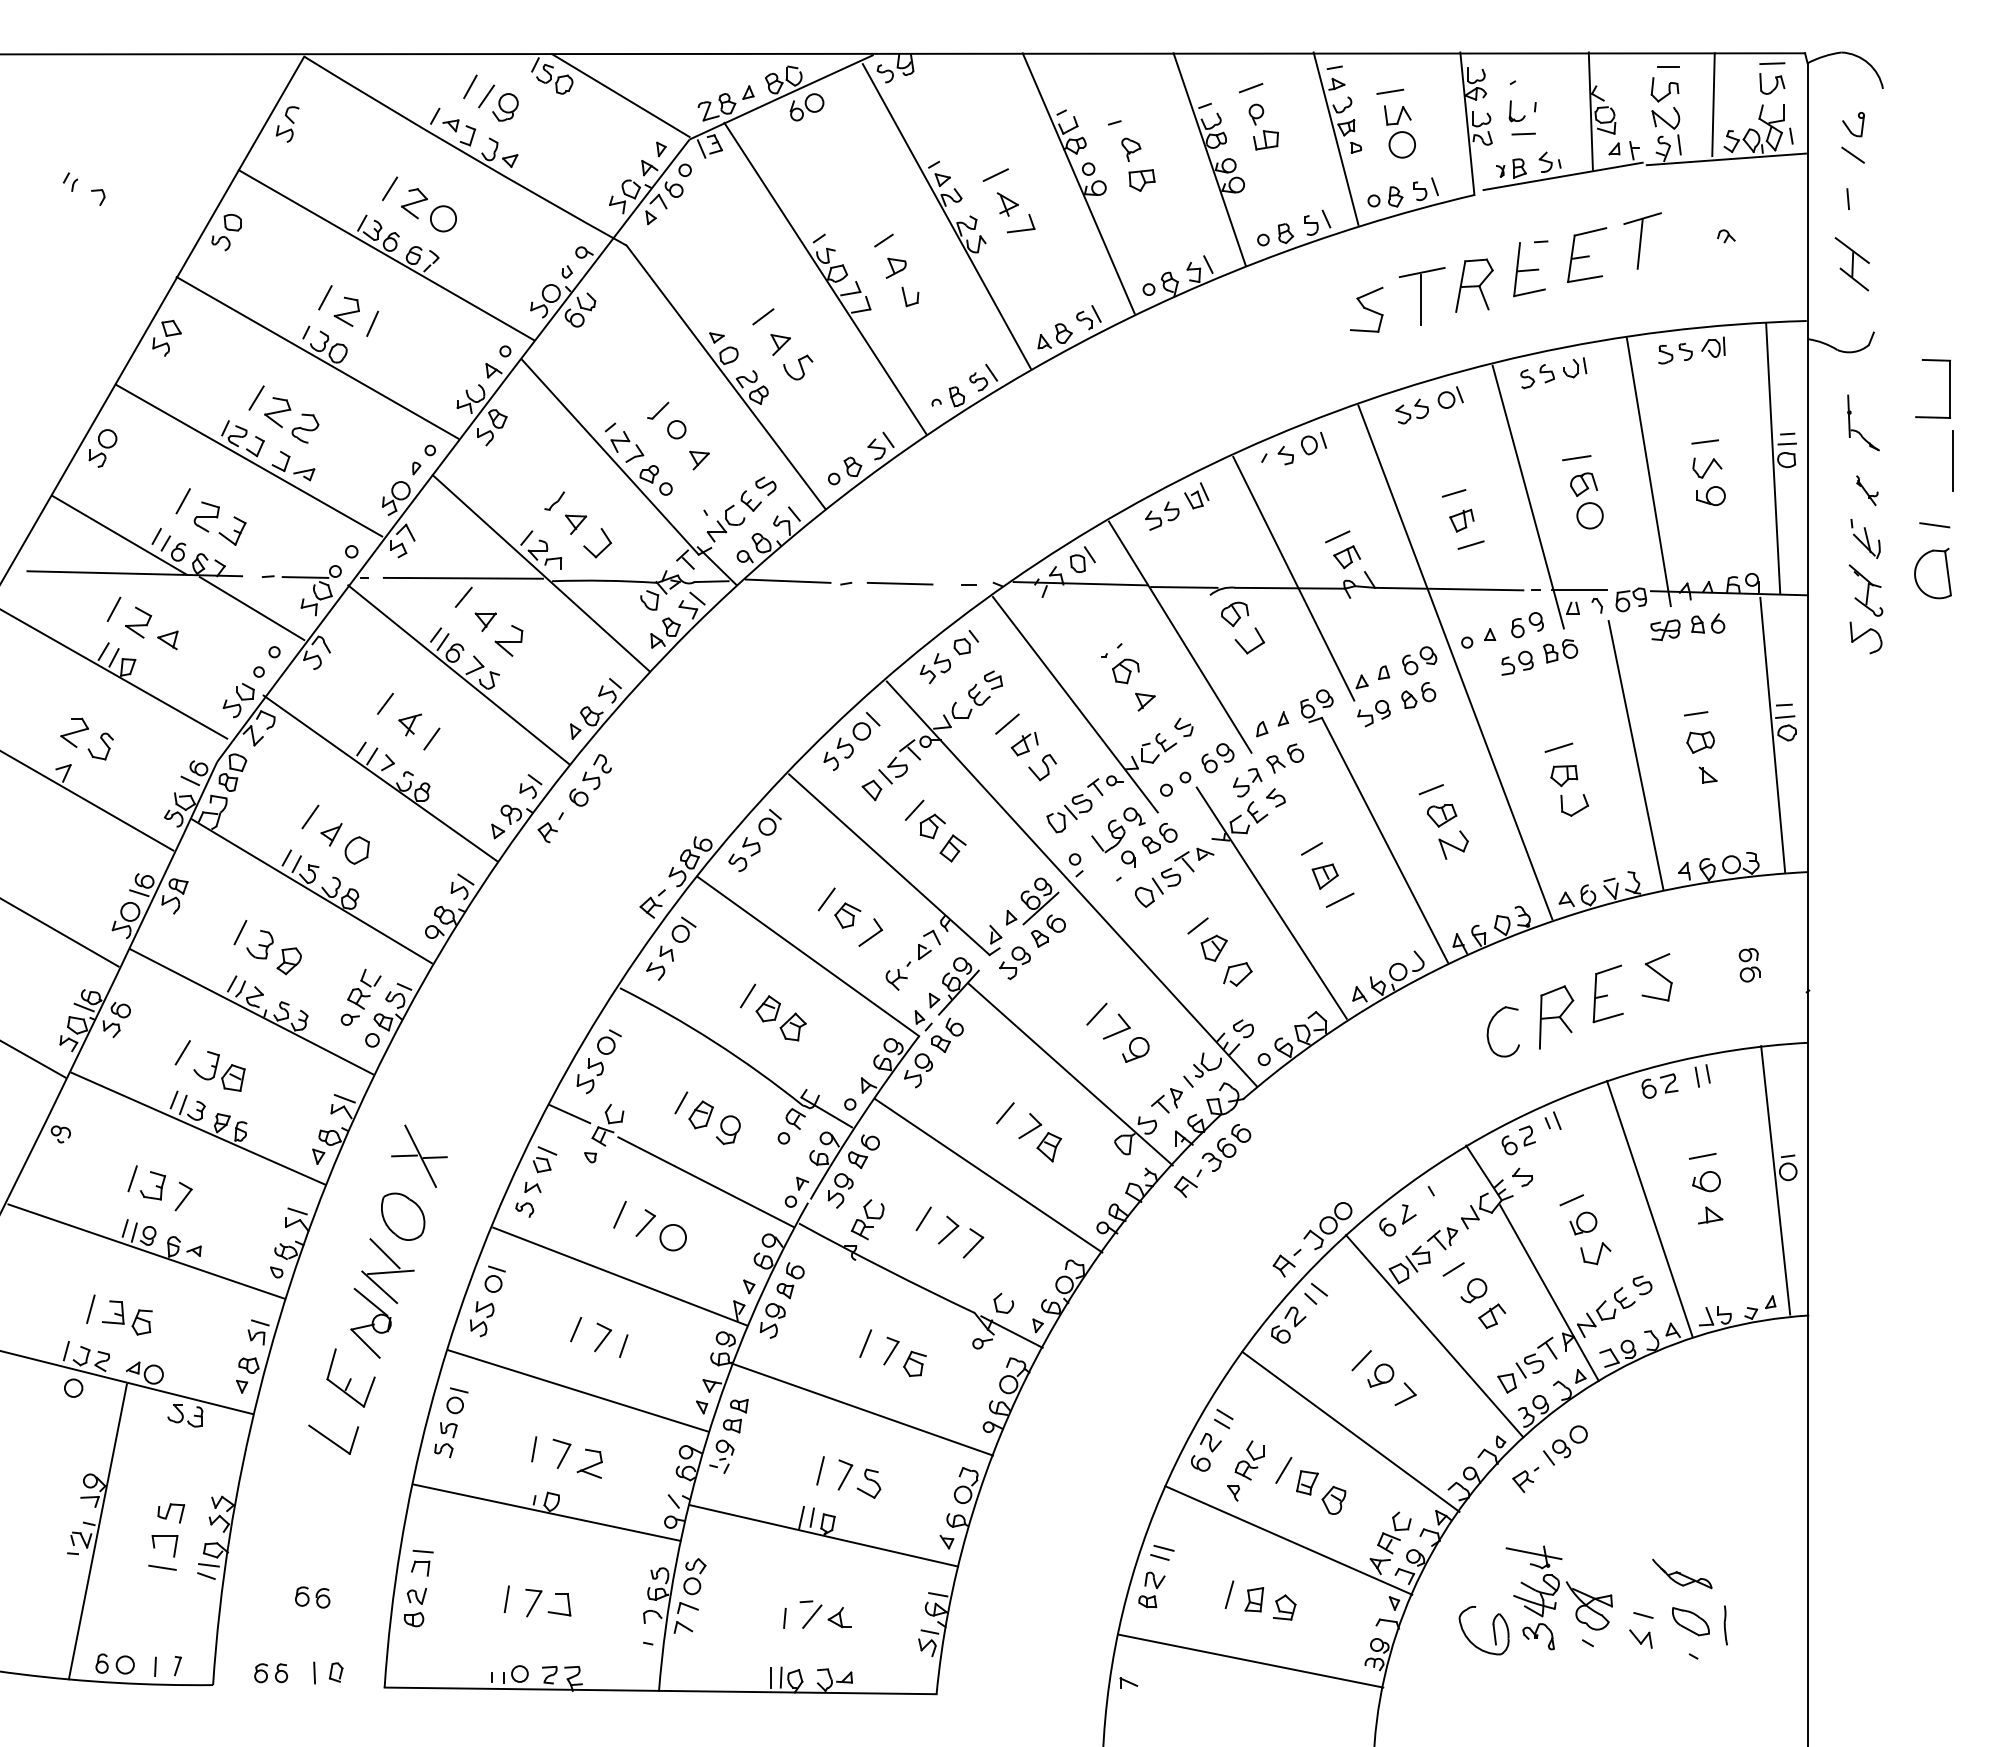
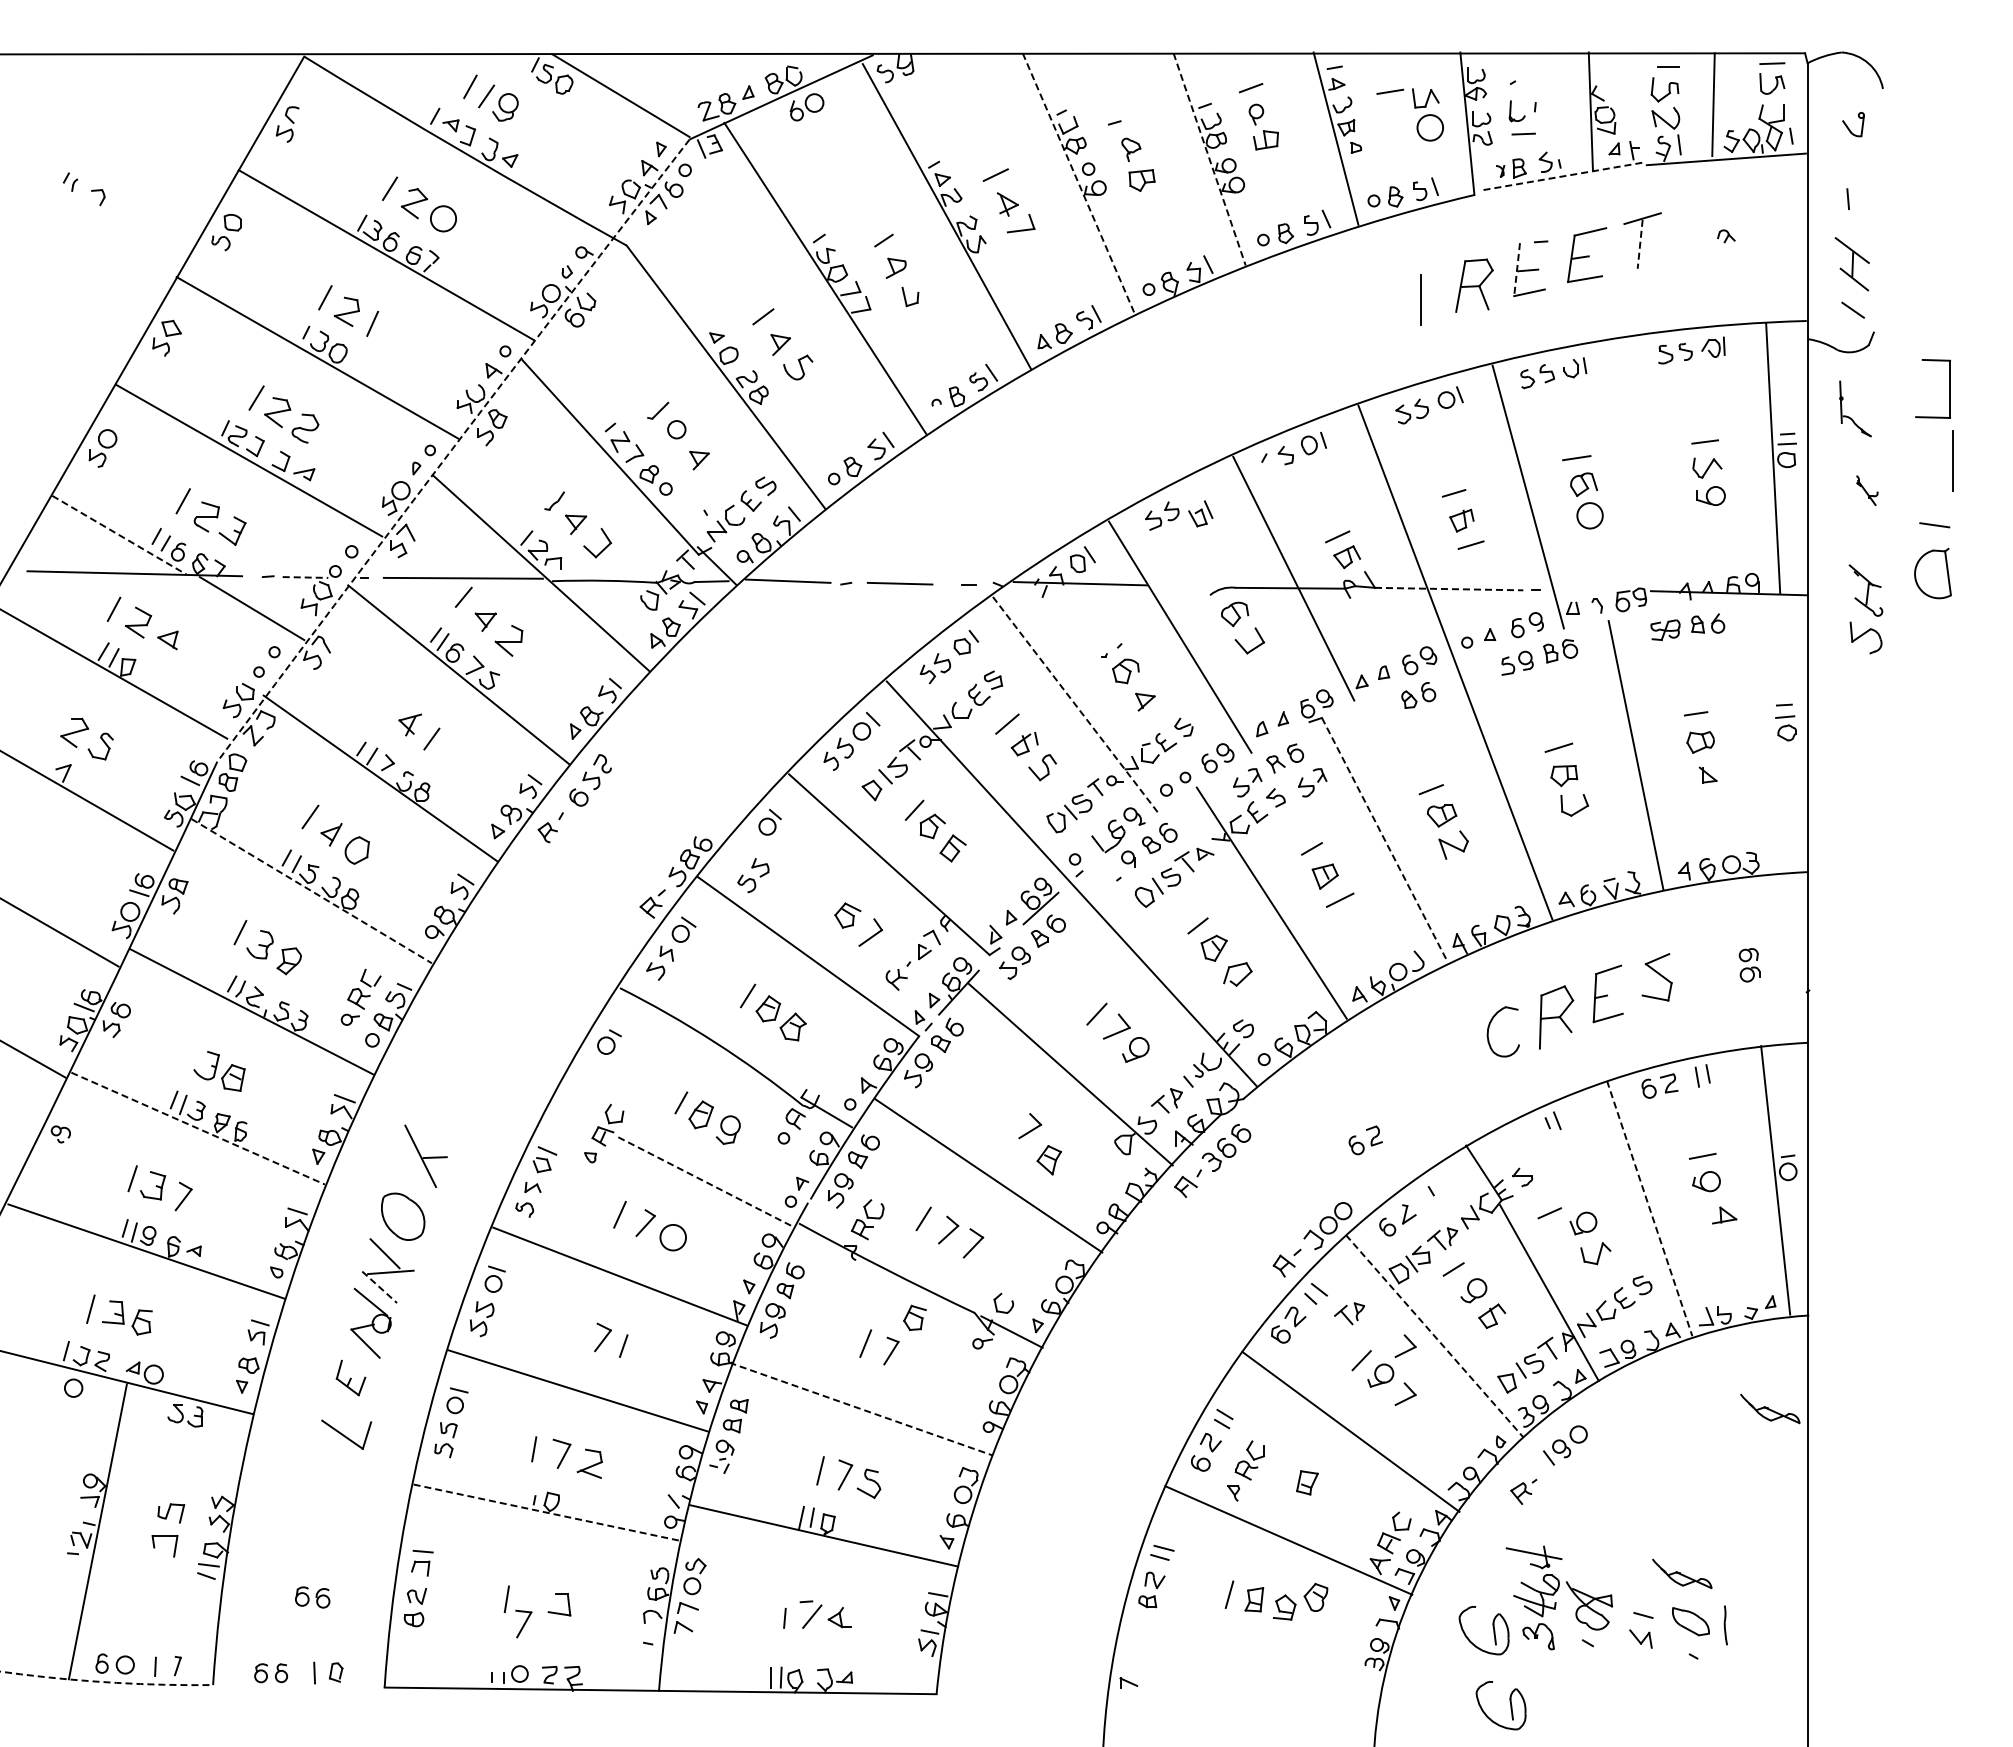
part position: (1399, 131) -> (1427, 114) (1427, 114)
line position: (1852, 154) -> (1852, 309) (1852, 309)
line: solid -> dashed (1209, 159)
line: solid -> dashed (1563, 176)
line: solid -> dashed (1078, 183)
line: solid -> dashed (1640, 244)
line: solid -> dashed (1517, 269)
line: present -> none (1421, 272)
part: present -> none (1366, 309)
part position: (1857, 430) -> (1849, 416) (1849, 416)
arc: solid -> dashed (452, 449)
line: present -> none (1648, 472)
part position: (1196, 495) -> (1200, 513) (1200, 513)
line: solid -> dashed (119, 535)
part: present -> none (1865, 538)
line: solid -> dashed (305, 577)
line: present -> none (1184, 587)
line: solid -> dashed (1449, 589)
line: present -> none (1579, 590)
line: present -> none (385, 703)
line: solid -> dashed (1075, 704)
part: present -> none (1373, 713)
line: present -> none (1772, 734)
part: none -> present (1312, 782)
line: solid -> dashed (1384, 840)
part position: (744, 854) -> (753, 875) (753, 875)
line: solid -> dashed (312, 891)
line: present -> none (826, 899)
line: present -> none (182, 1052)
part: present -> none (589, 1076)
line: present -> none (569, 1113)
line: present -> none (1005, 1113)
line: solid -> dashed (198, 1128)
part position: (1518, 1140) -> (1365, 1140) (1365, 1140)
part position: (1048, 1147) -> (1048, 1160) (1048, 1160)
line: present -> none (404, 1155)
line: solid -> dashed (706, 1182)
line position: (1571, 1200) -> (1549, 1213) (1549, 1213)
line: solid -> dashed (1649, 1208)
part position: (1710, 1215) -> (1724, 1215) (1724, 1215)
line: solid -> dashed (380, 1287)
part: none -> present (1349, 1313)
line: present -> none (576, 1329)
line: solid -> dashed (1434, 1336)
part: none -> present (1405, 1345)
part position: (914, 1363) -> (914, 1317) (914, 1317)
part size: 50x60 px -> 32x38 px (350, 1377)
part: none -> present (1770, 1408)
line: solid -> dashed (861, 1409)
part position: (333, 1439) -> (346, 1434) (346, 1434)
line: present -> none (1283, 1470)
part position: (1525, 1479) -> (1523, 1491) (1523, 1491)
part position: (1333, 1499) -> (1315, 1596) (1315, 1596)
line: solid -> dashed (547, 1512)
line: present -> none (162, 1567)
part position: (533, 1602) -> (523, 1623) (523, 1623)
line: present -> none (1250, 1660)
arc: solid -> dashed (106, 1682)
part: none -> present (1509, 1701)
